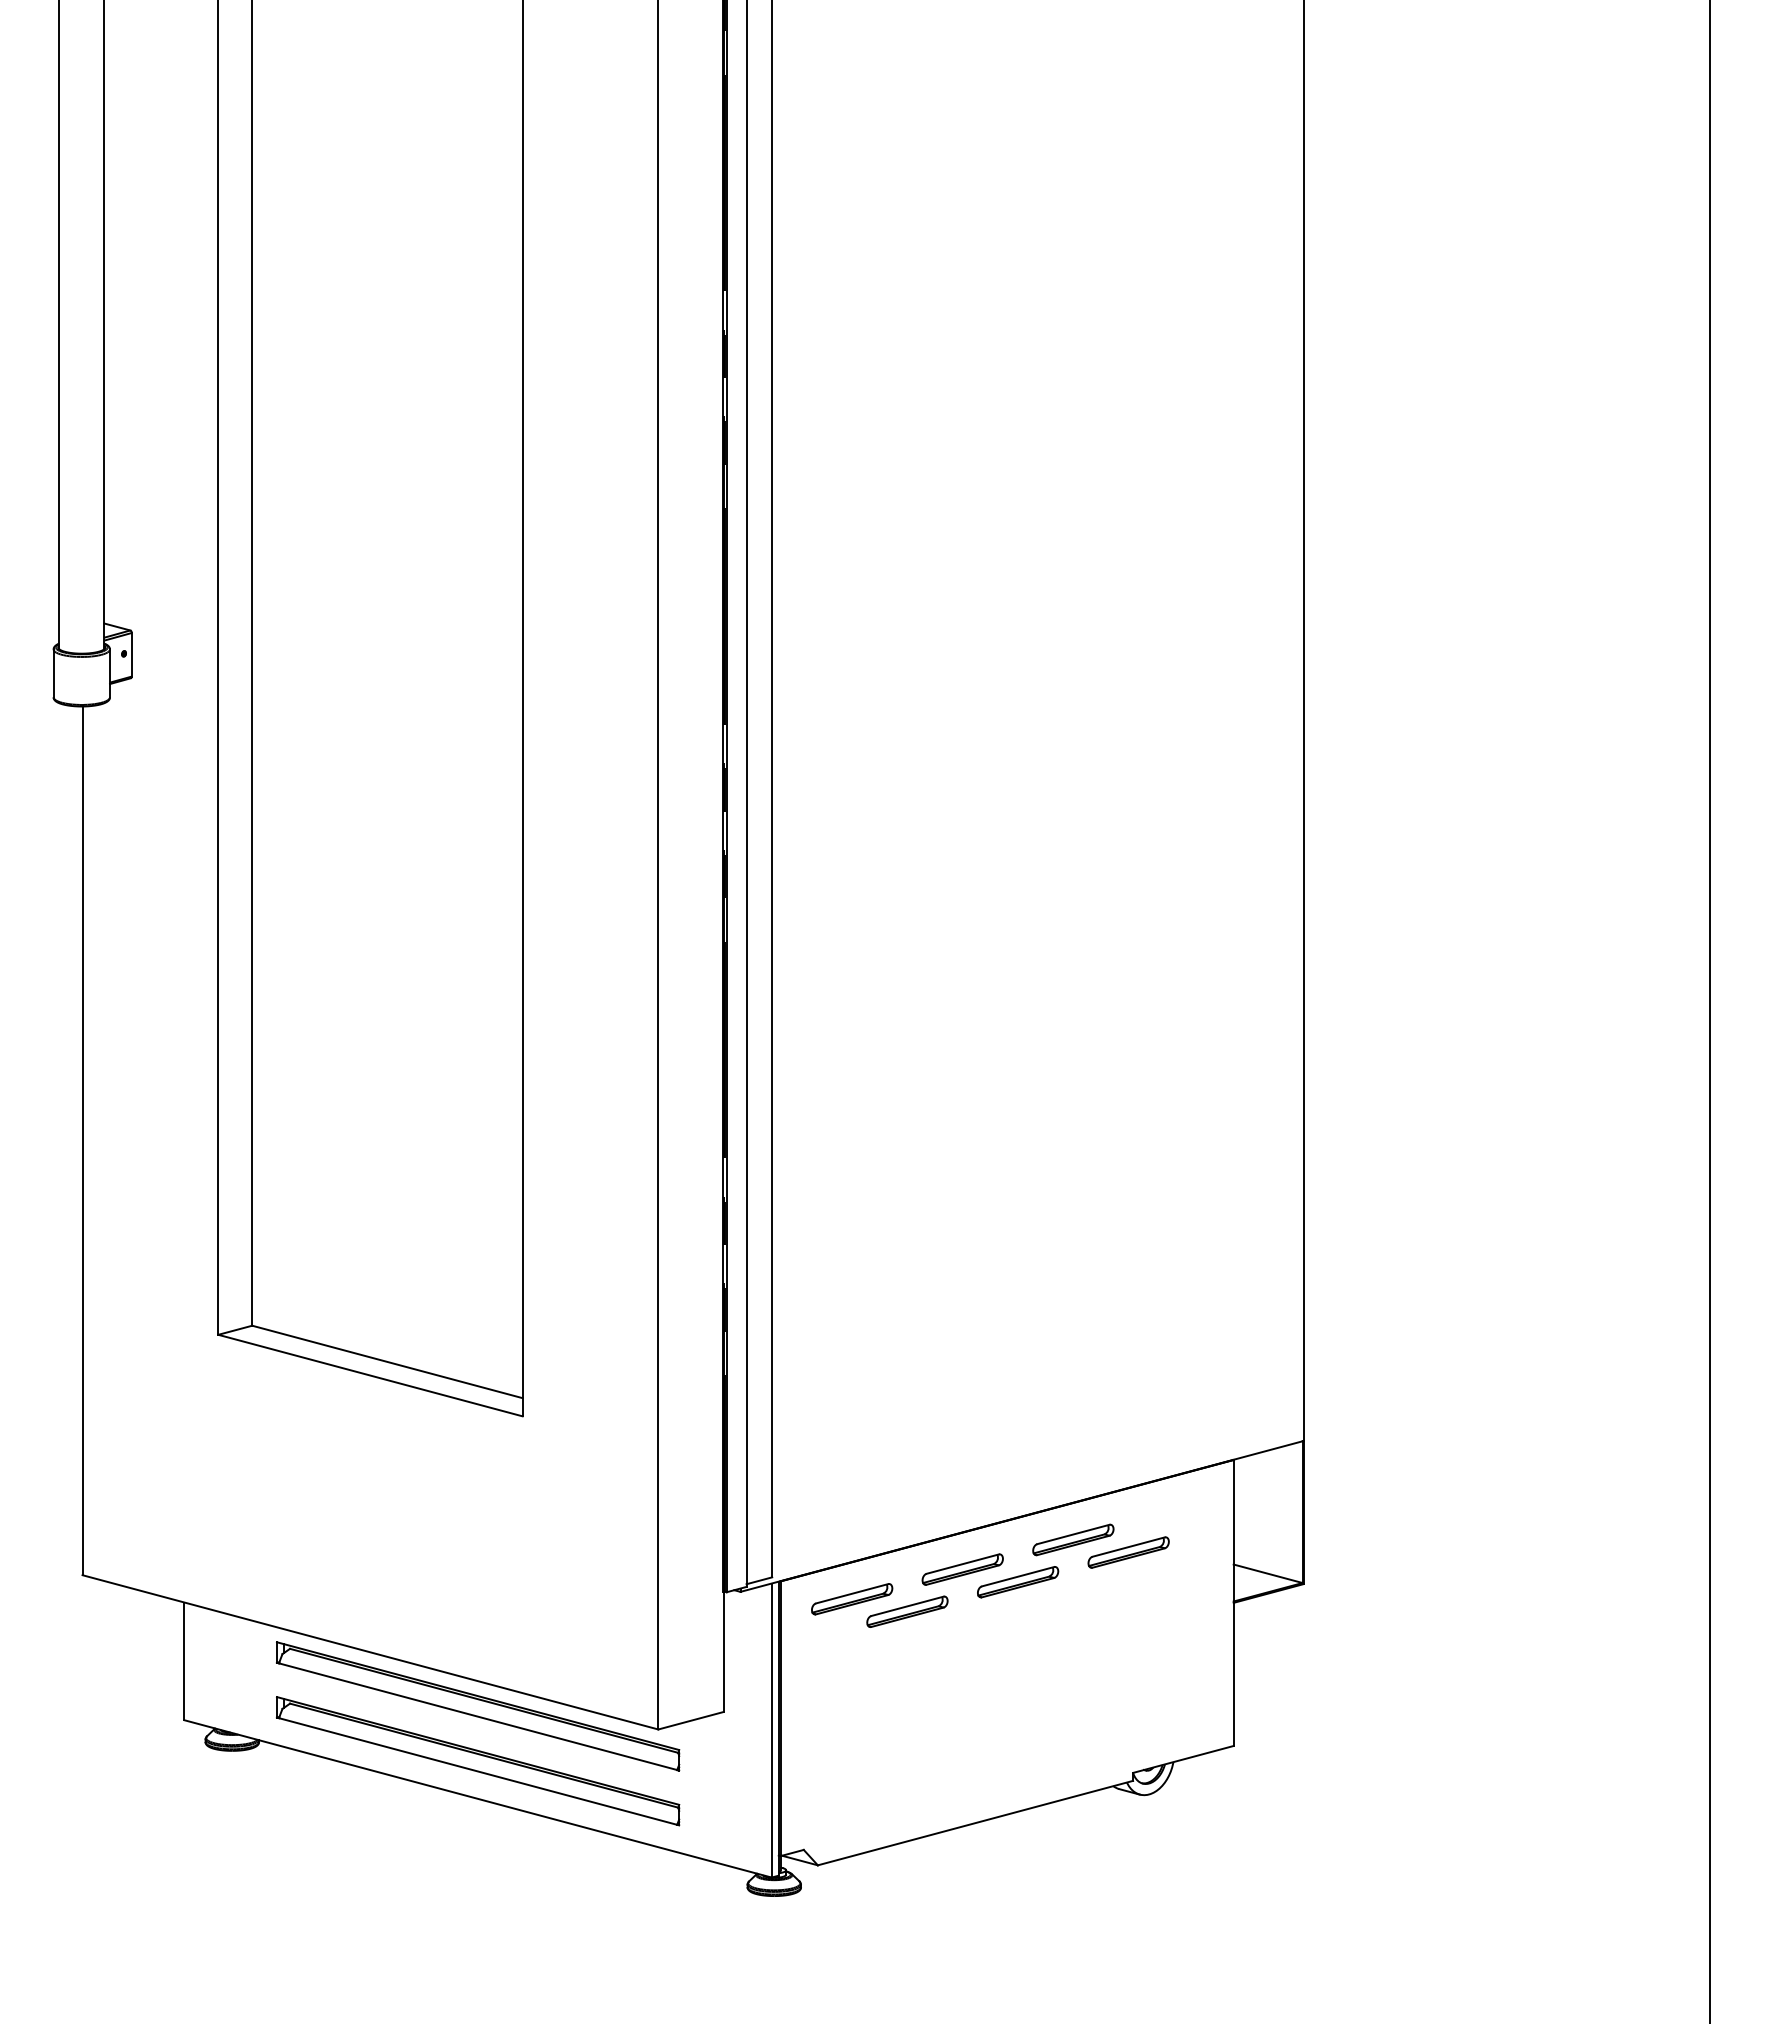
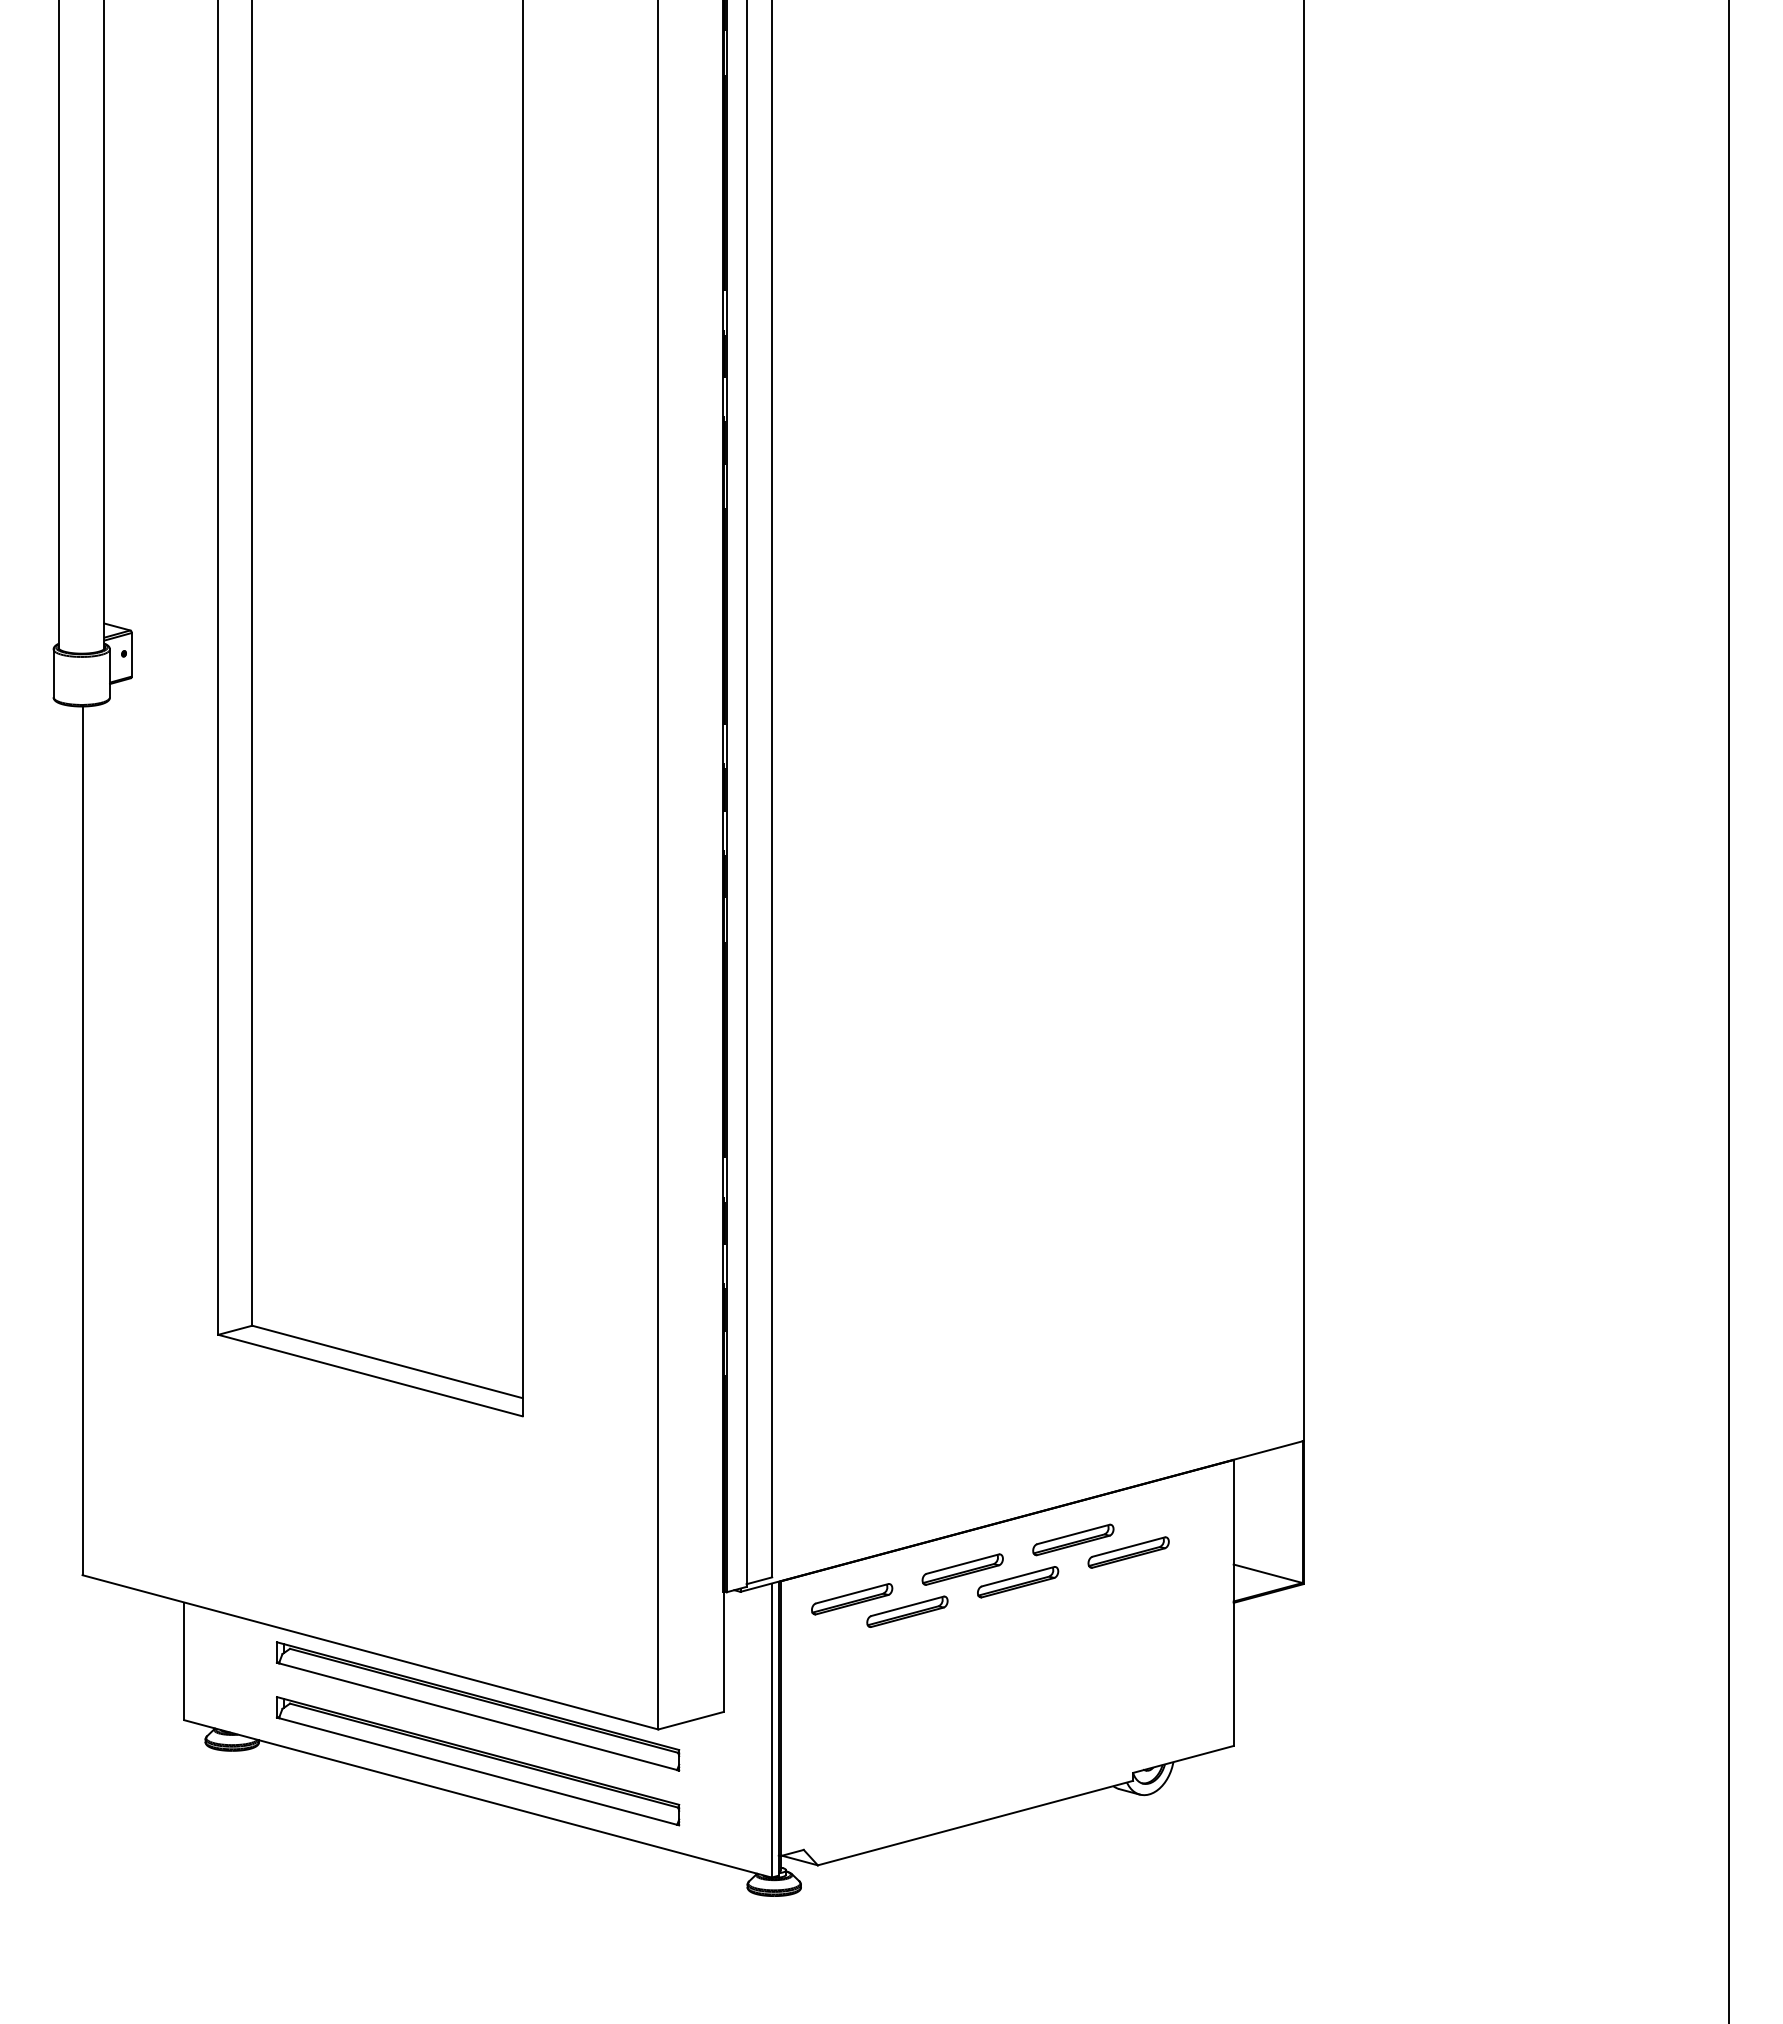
line position: (1710, 1011) -> (1729, 1011) (1729, 1011)
